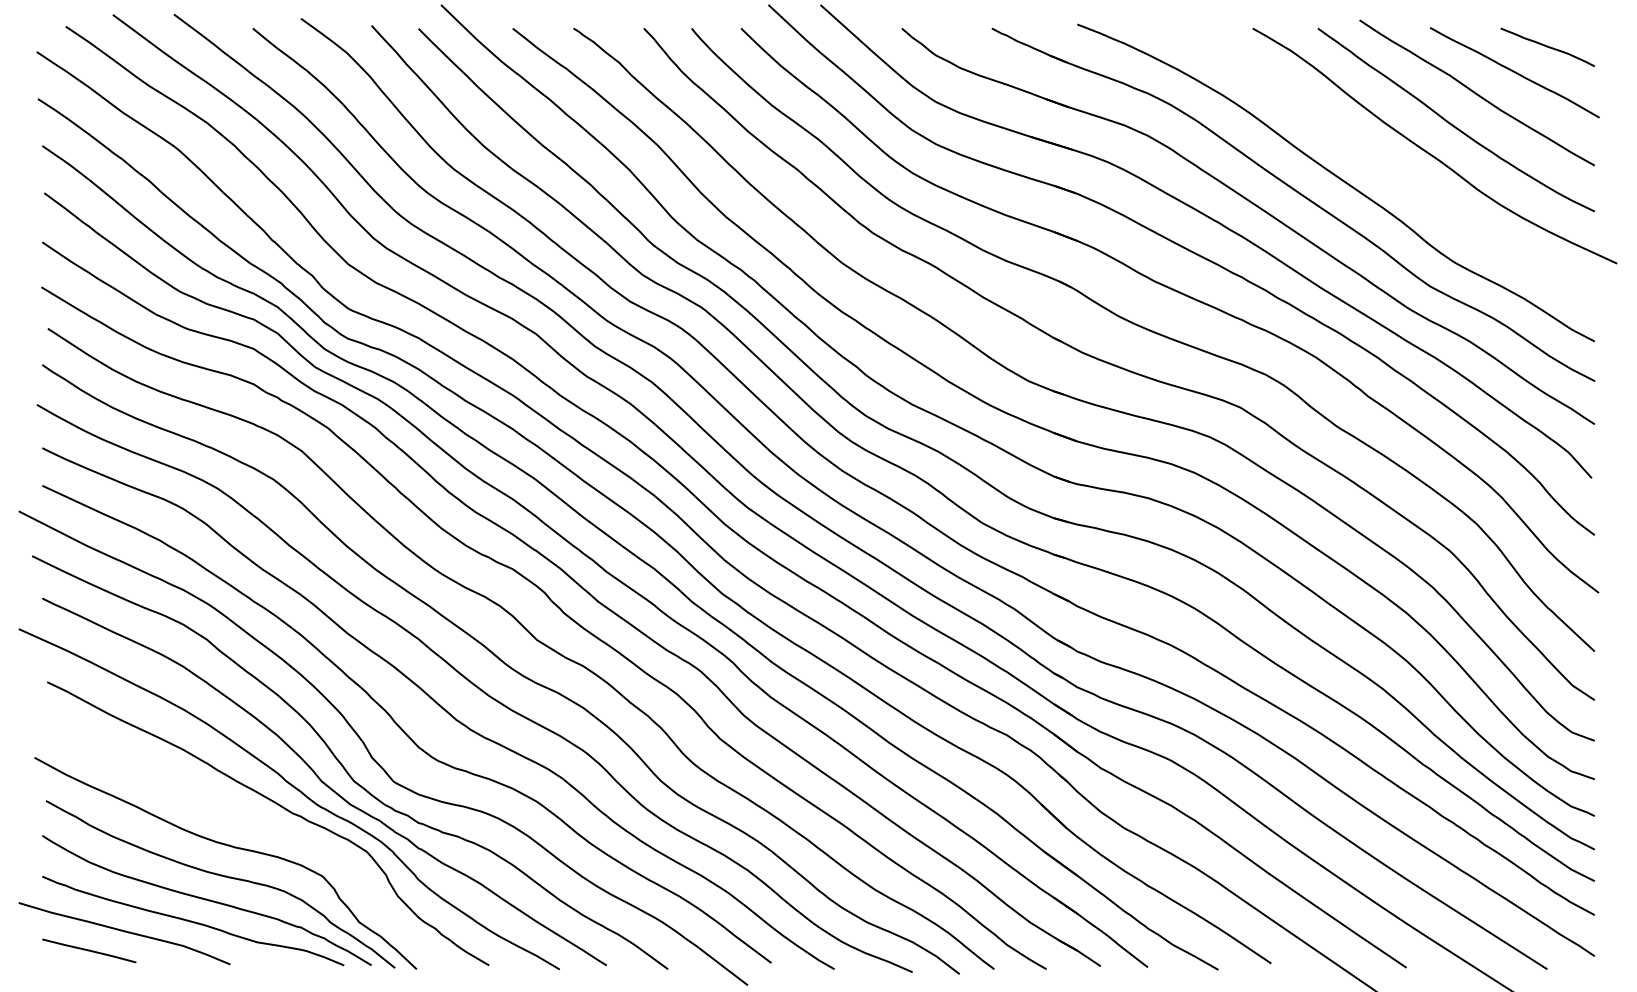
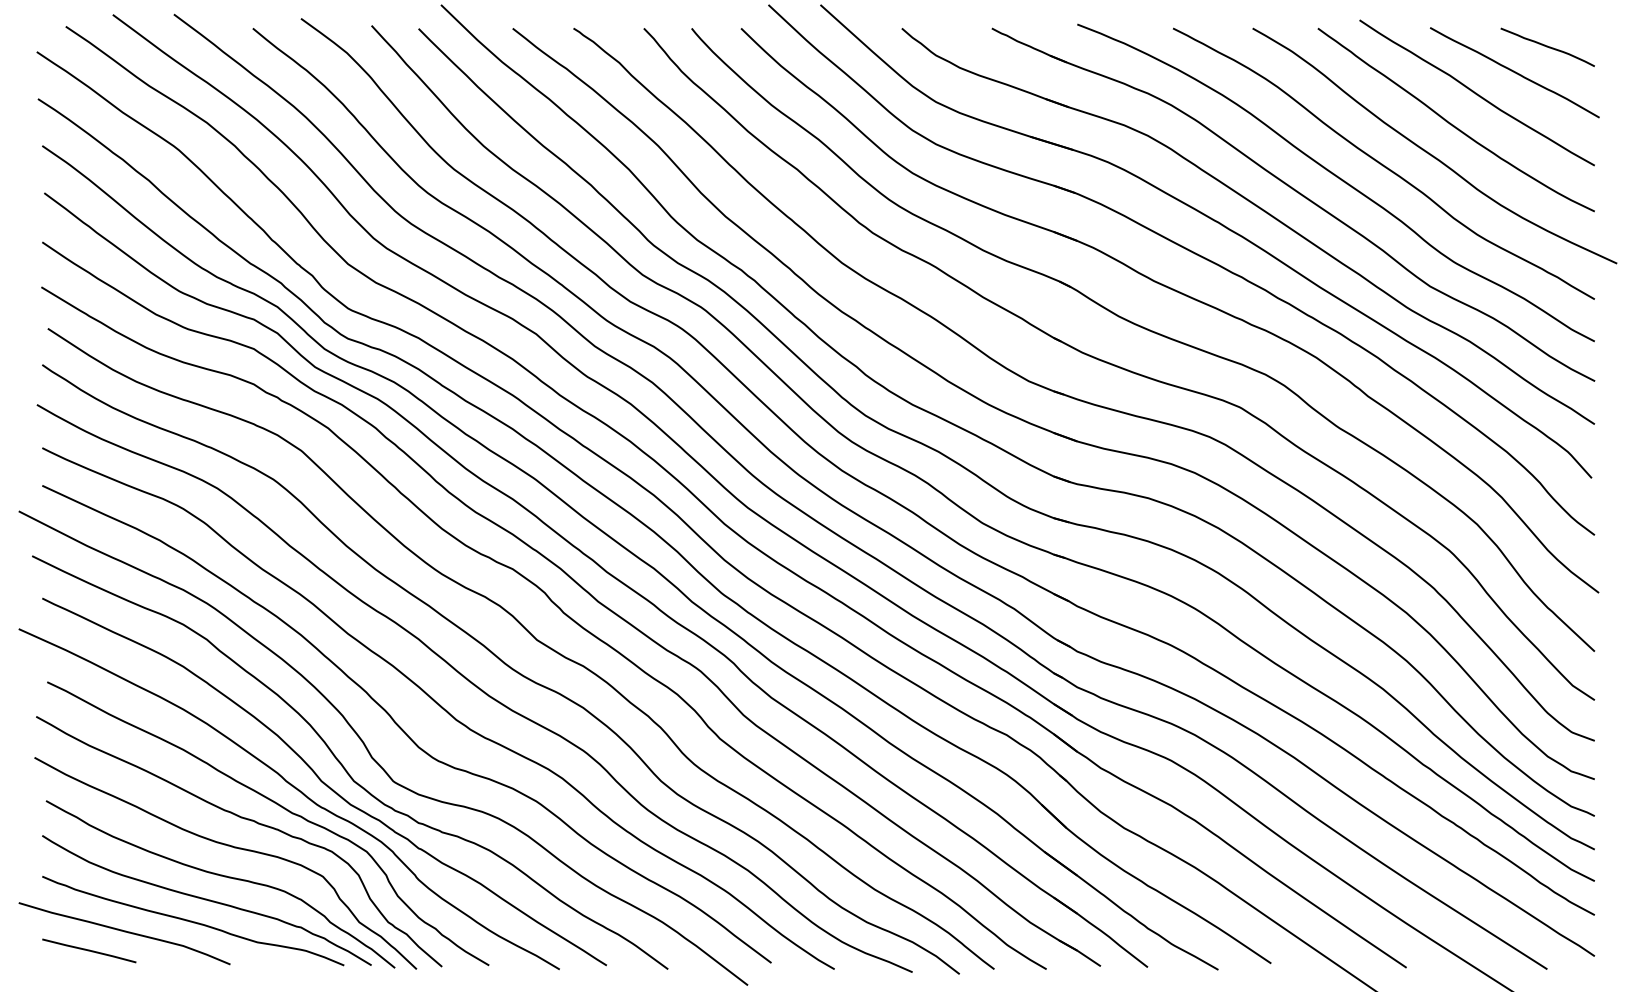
curve: none -> present (1382, 163)
curve: none -> present (247, 820)
